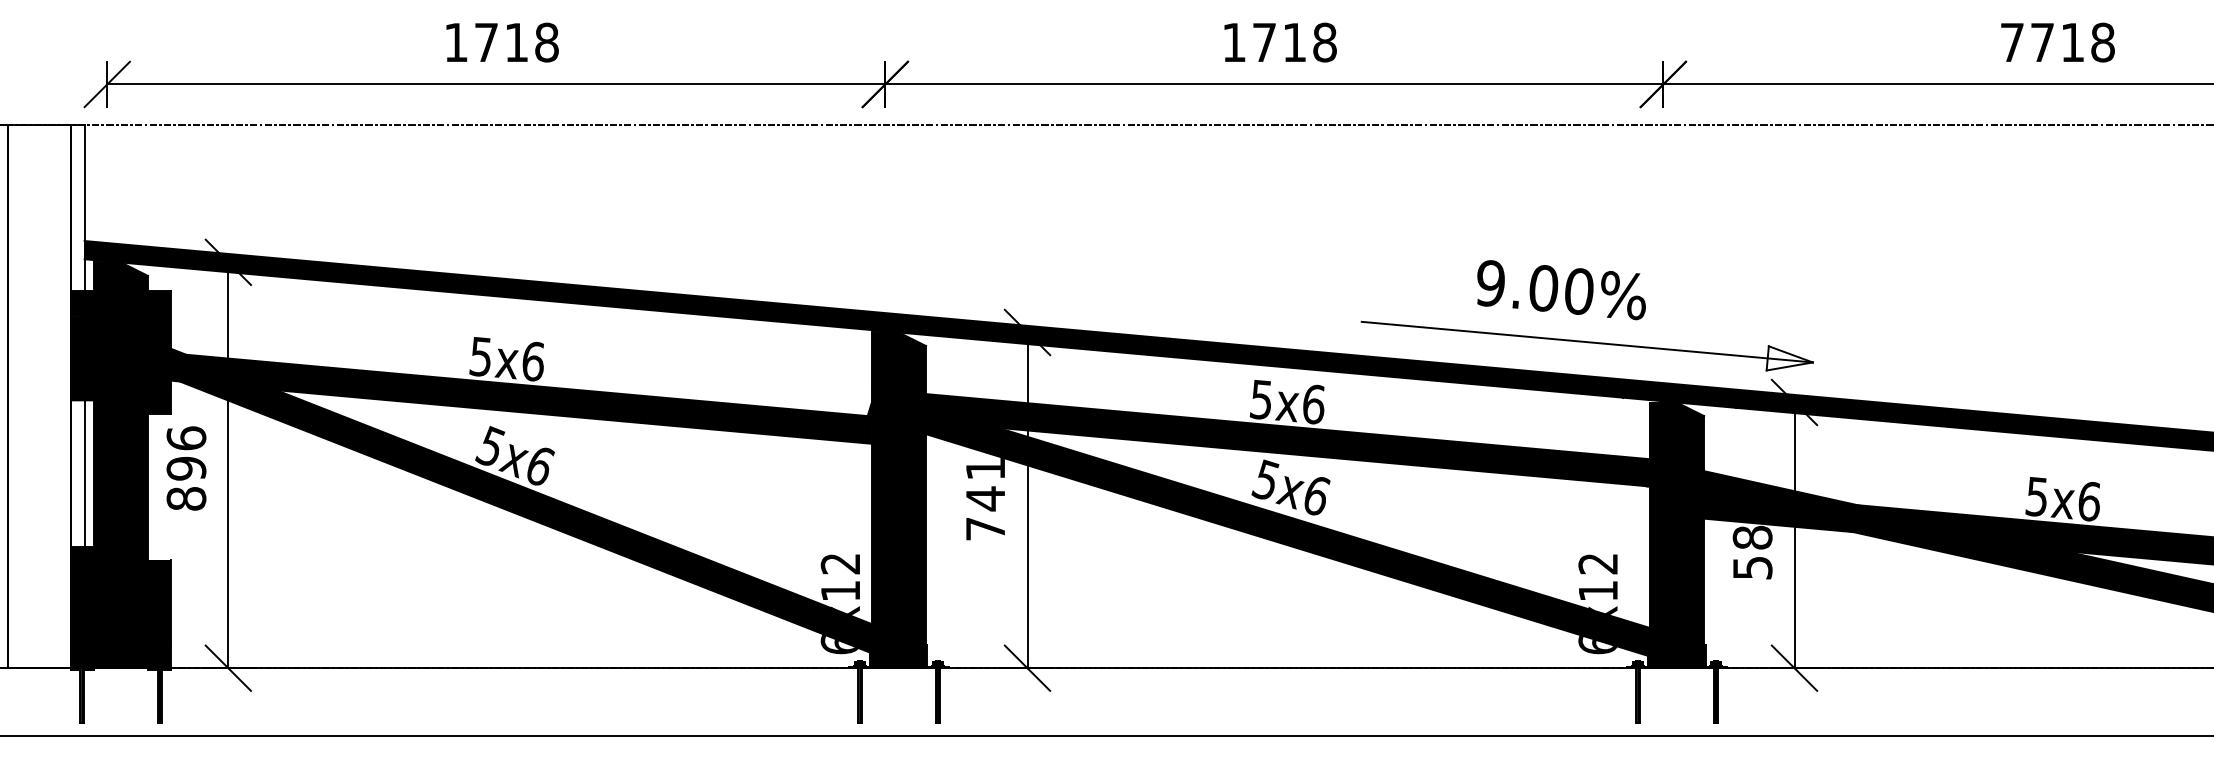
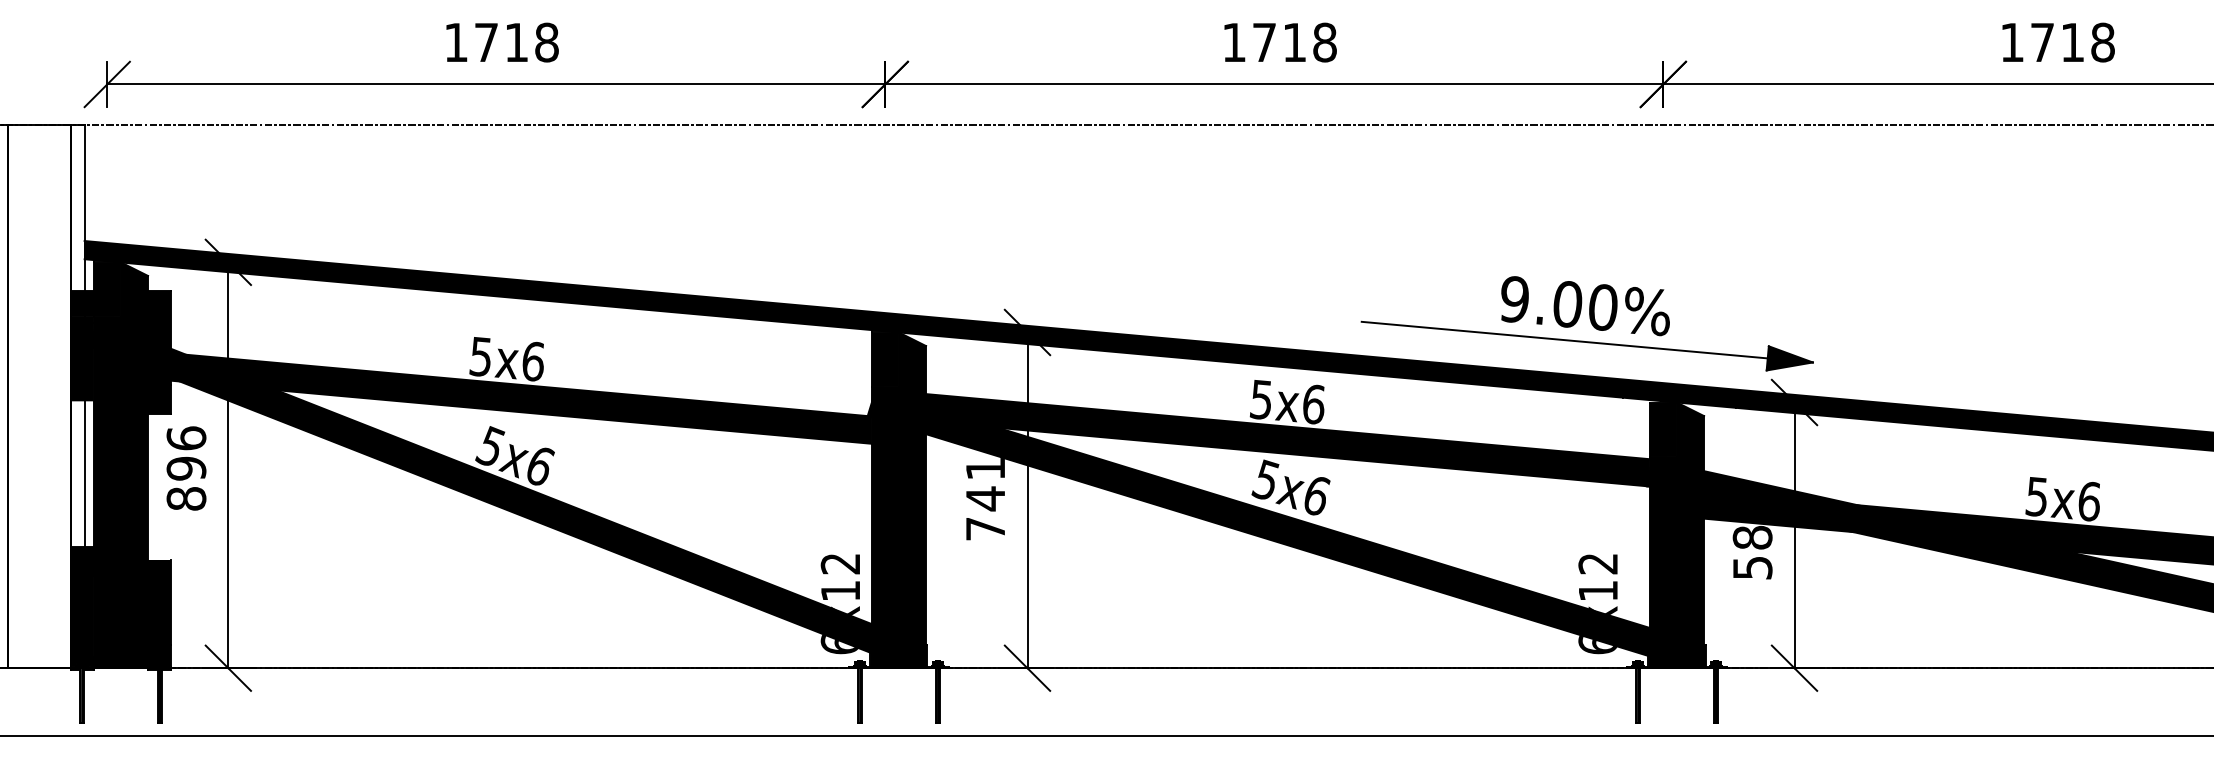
text: 7718 -> 1718 (2012, 42)
text position: (1561, 290) -> (1585, 306) (1585, 306)
fill: none -> present (1789, 358)
